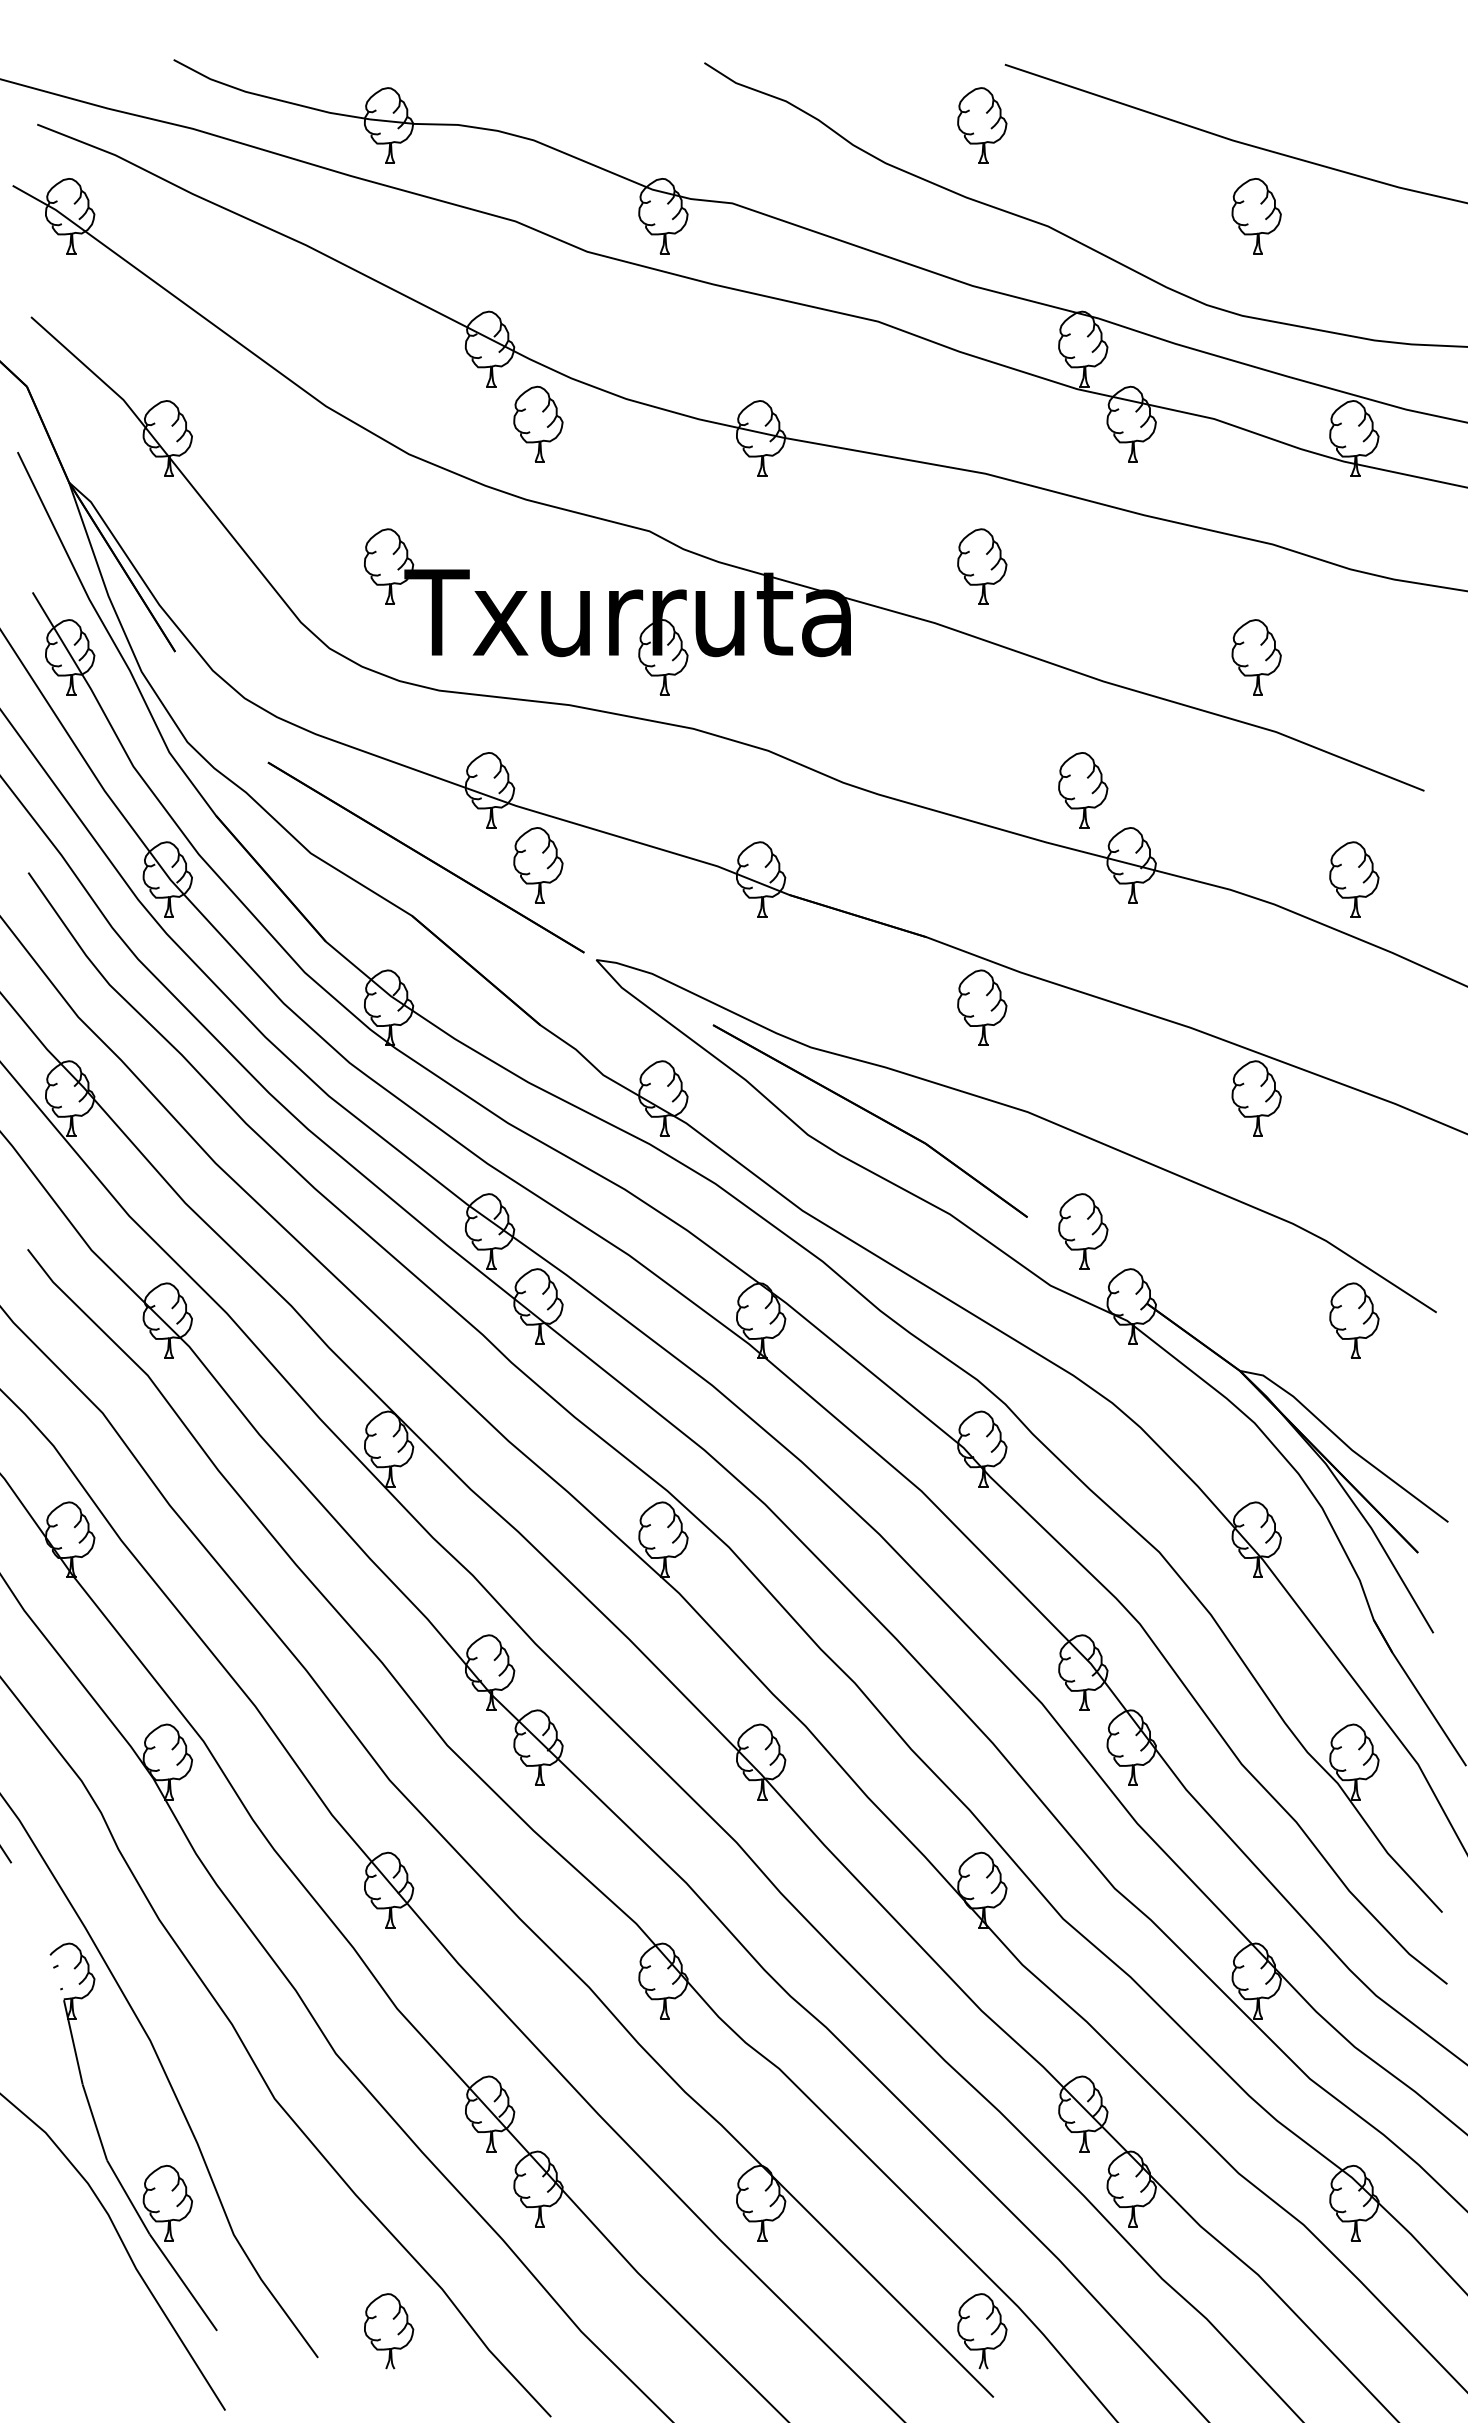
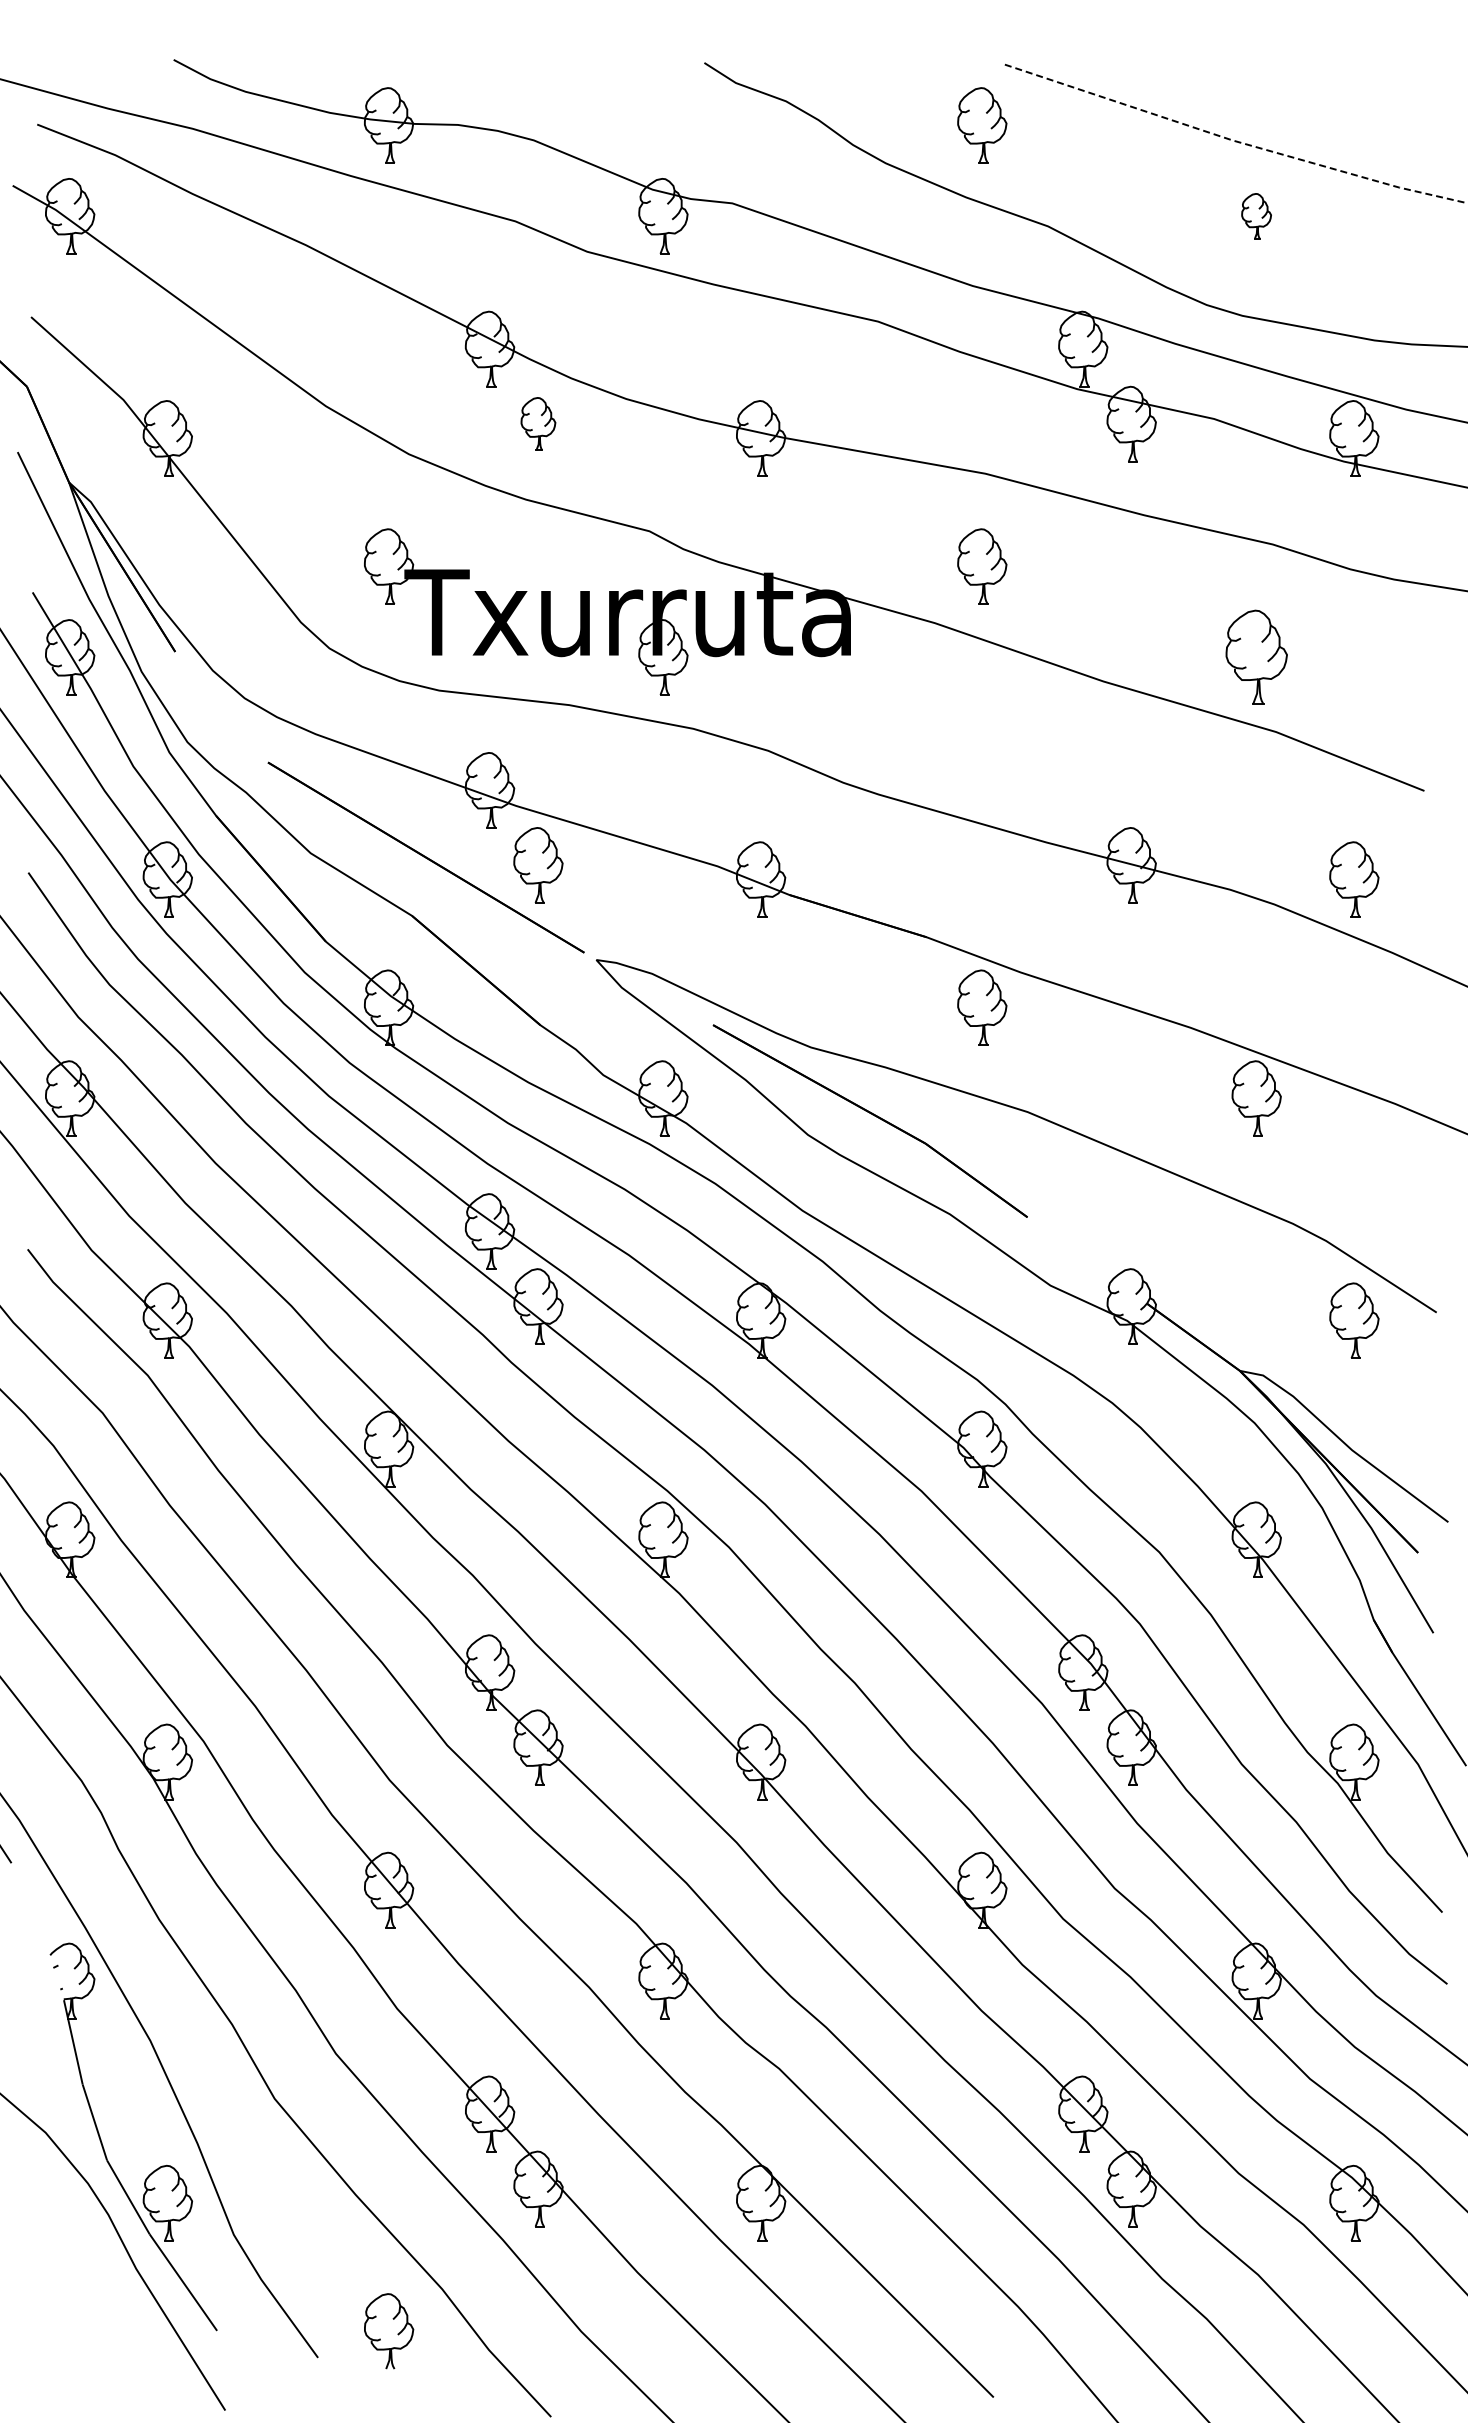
line: solid -> dashed (1233, 140)
part size: 51x77 px -> 31x47 px (1256, 216)
part size: 51x78 px -> 37x54 px (538, 423)
part size: 51x77 px -> 63x96 px (1256, 656)
part: present -> none (1083, 790)
part: present -> none (1083, 1231)
part: present -> none (982, 2331)
